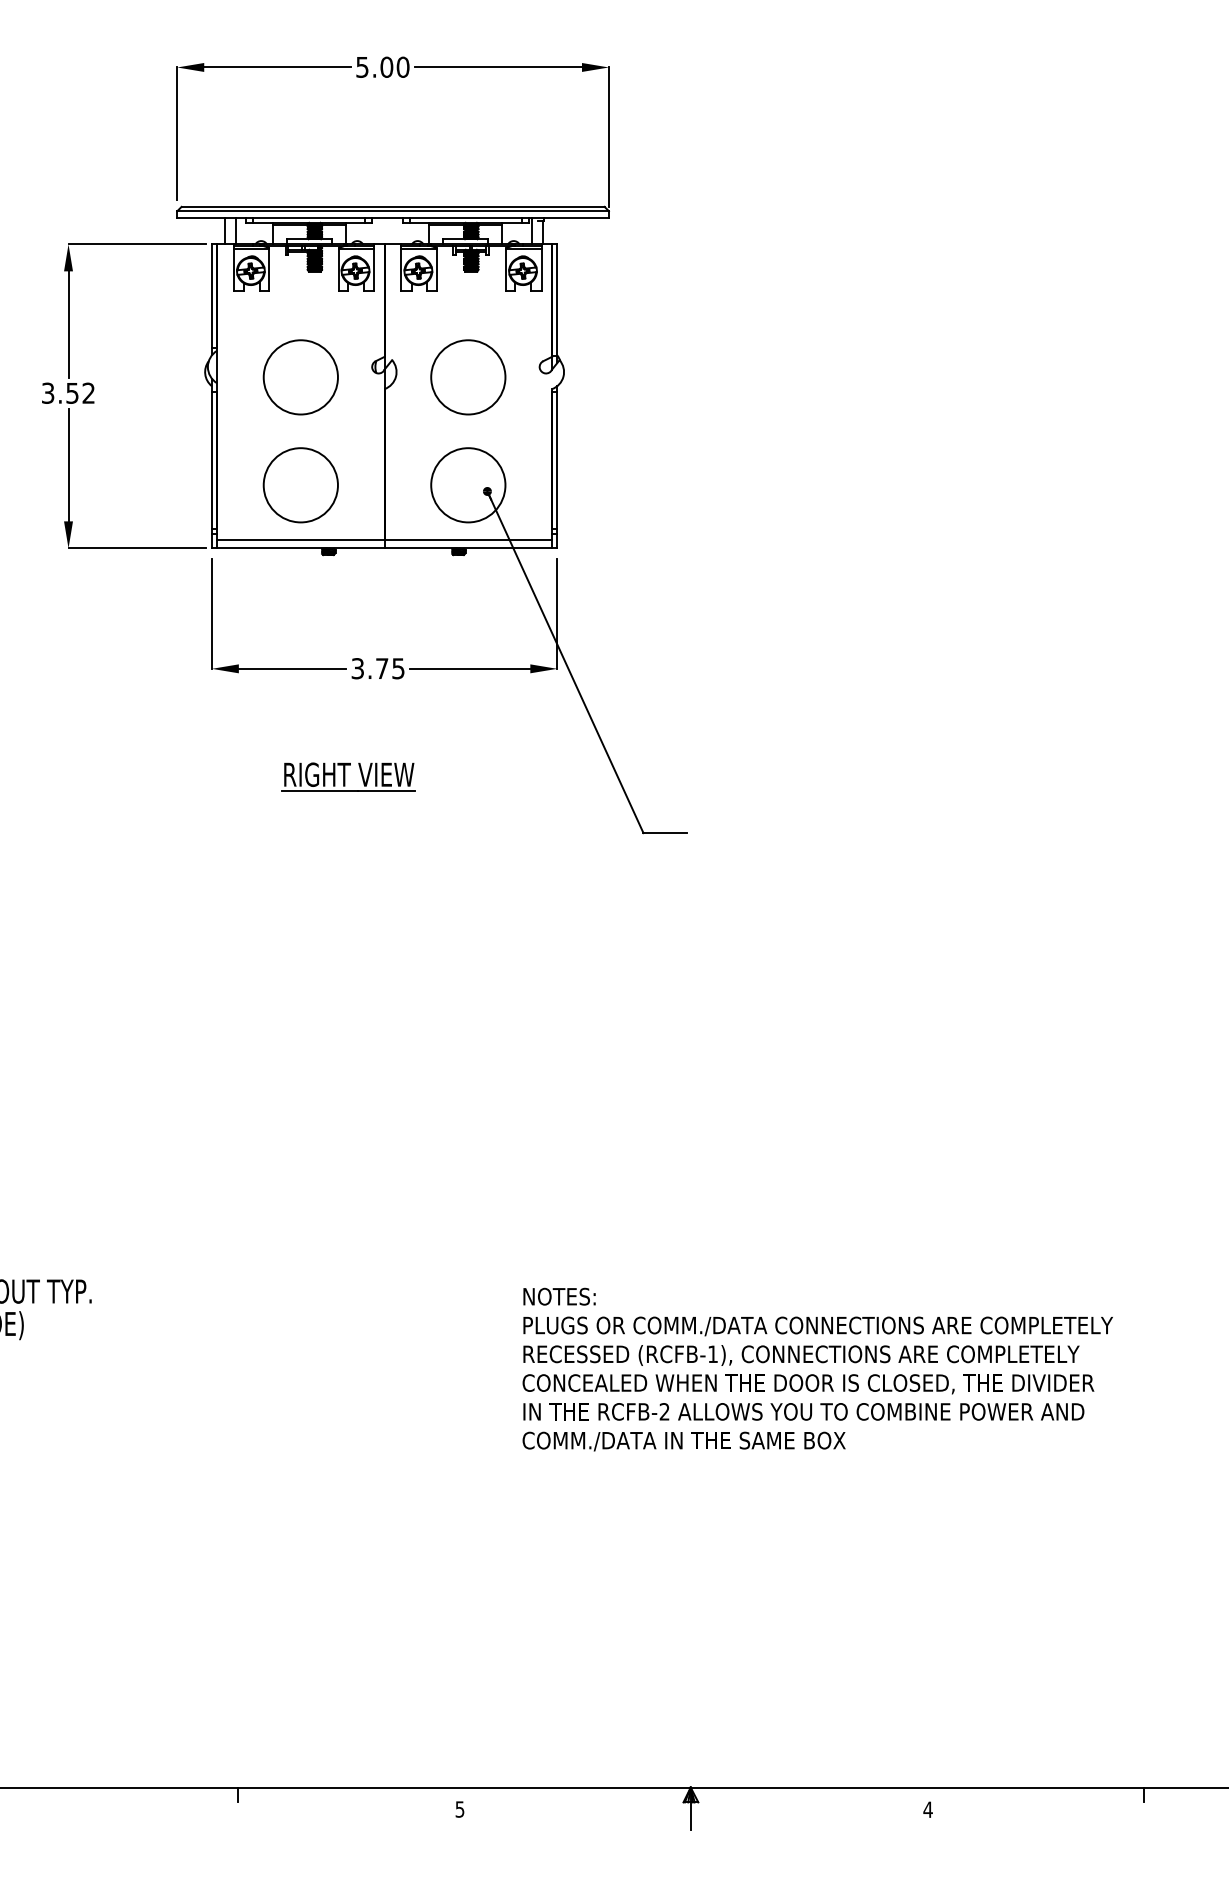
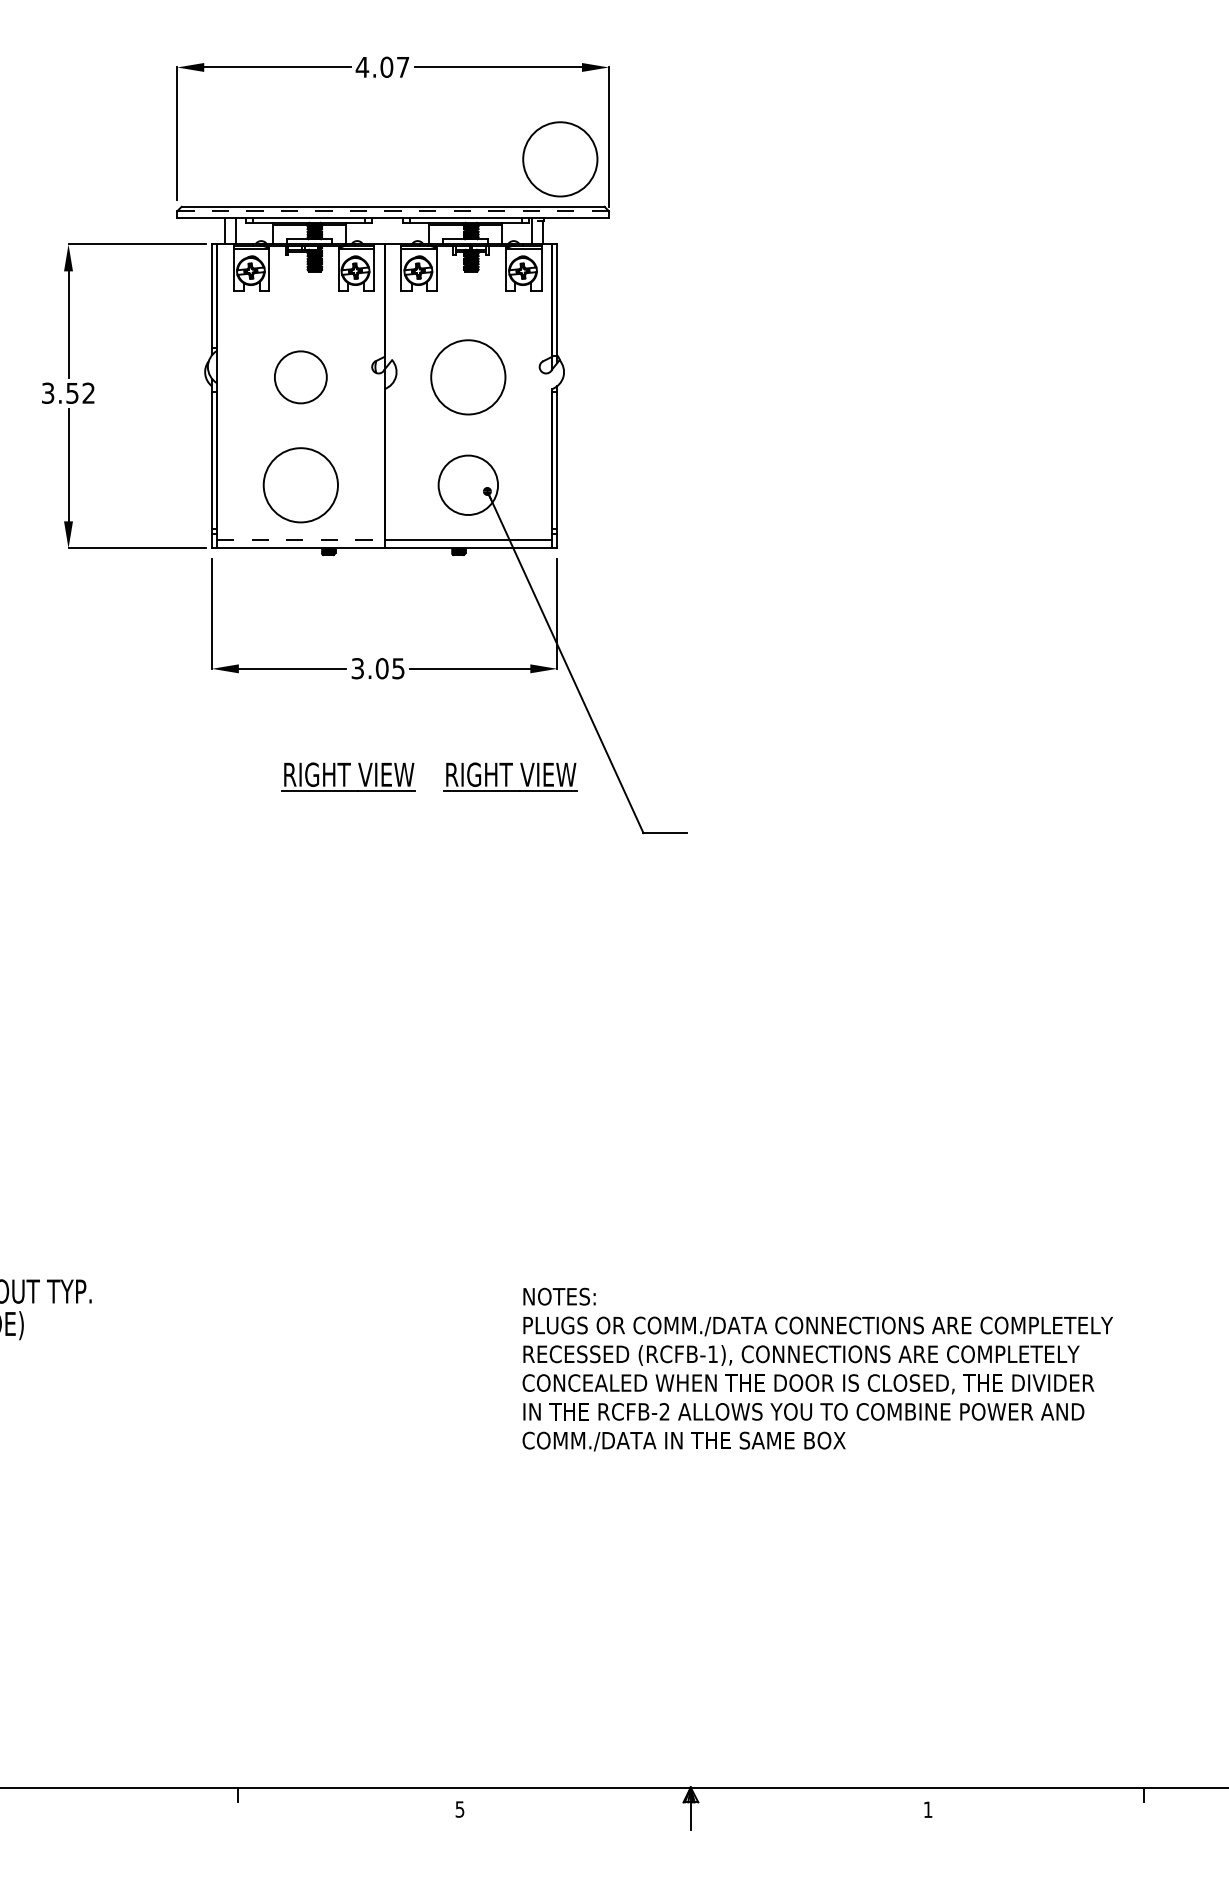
text: 5.00 -> 4.07 (382, 66)
circle: none -> present (560, 159)
line: solid -> dashed (393, 211)
circle diameter: 74 px -> 52 px (300, 377)
circle diameter: 74 px -> 59 px (468, 485)
line: solid -> dashed (300, 540)
text: 3.75 -> 3.05 (381, 668)
part: none -> present (510, 776)
text: 4 -> 1 (927, 1809)
